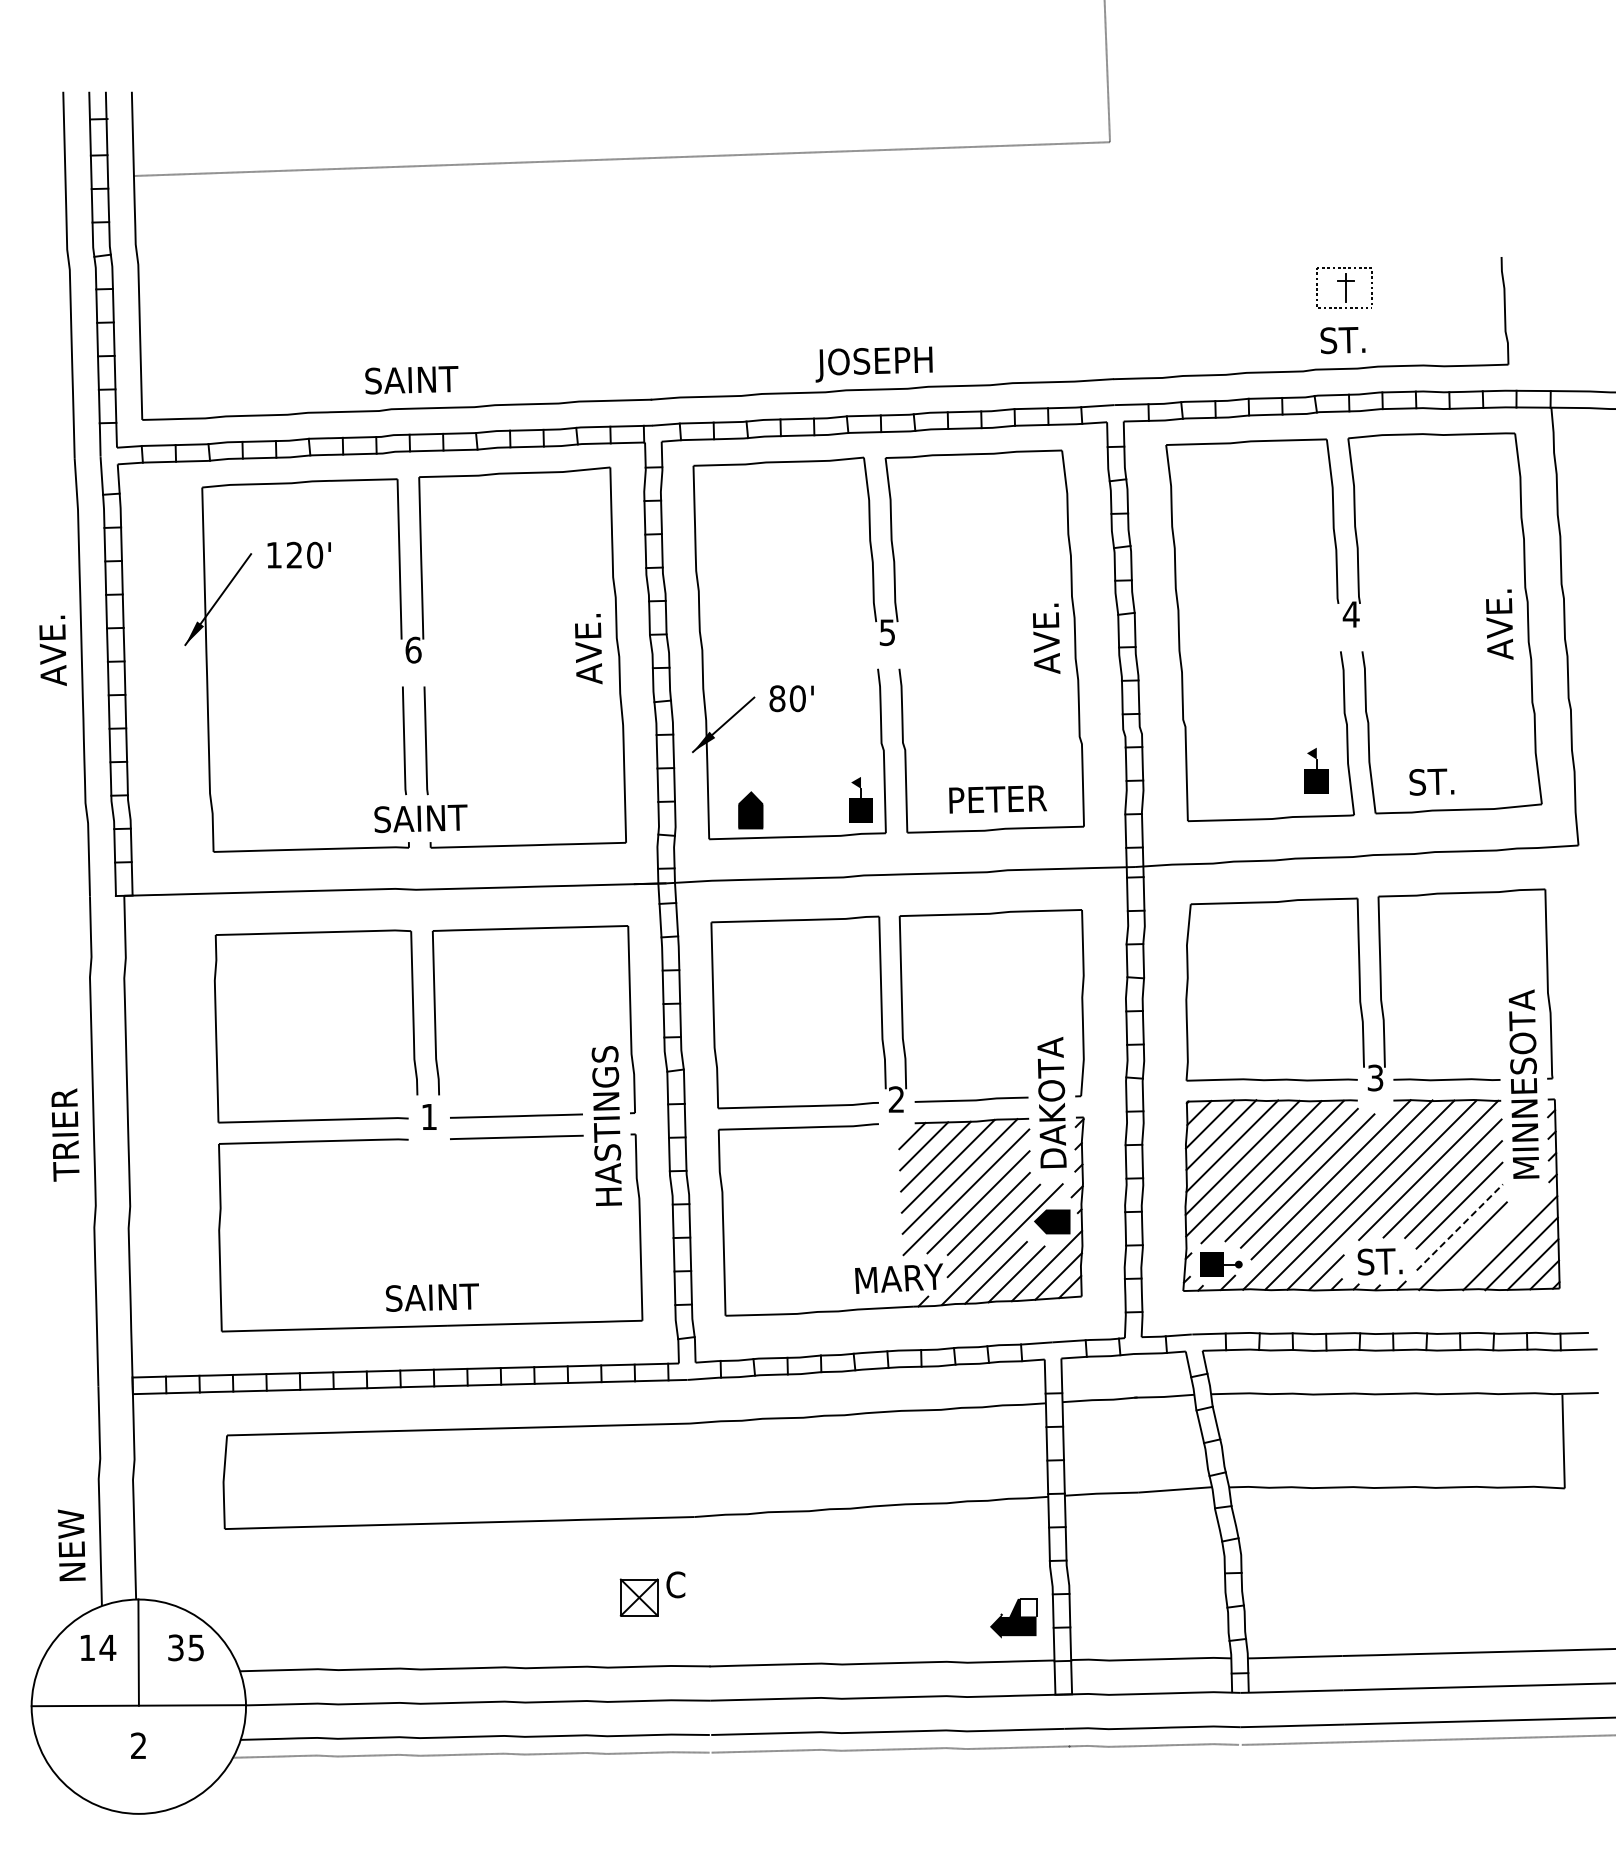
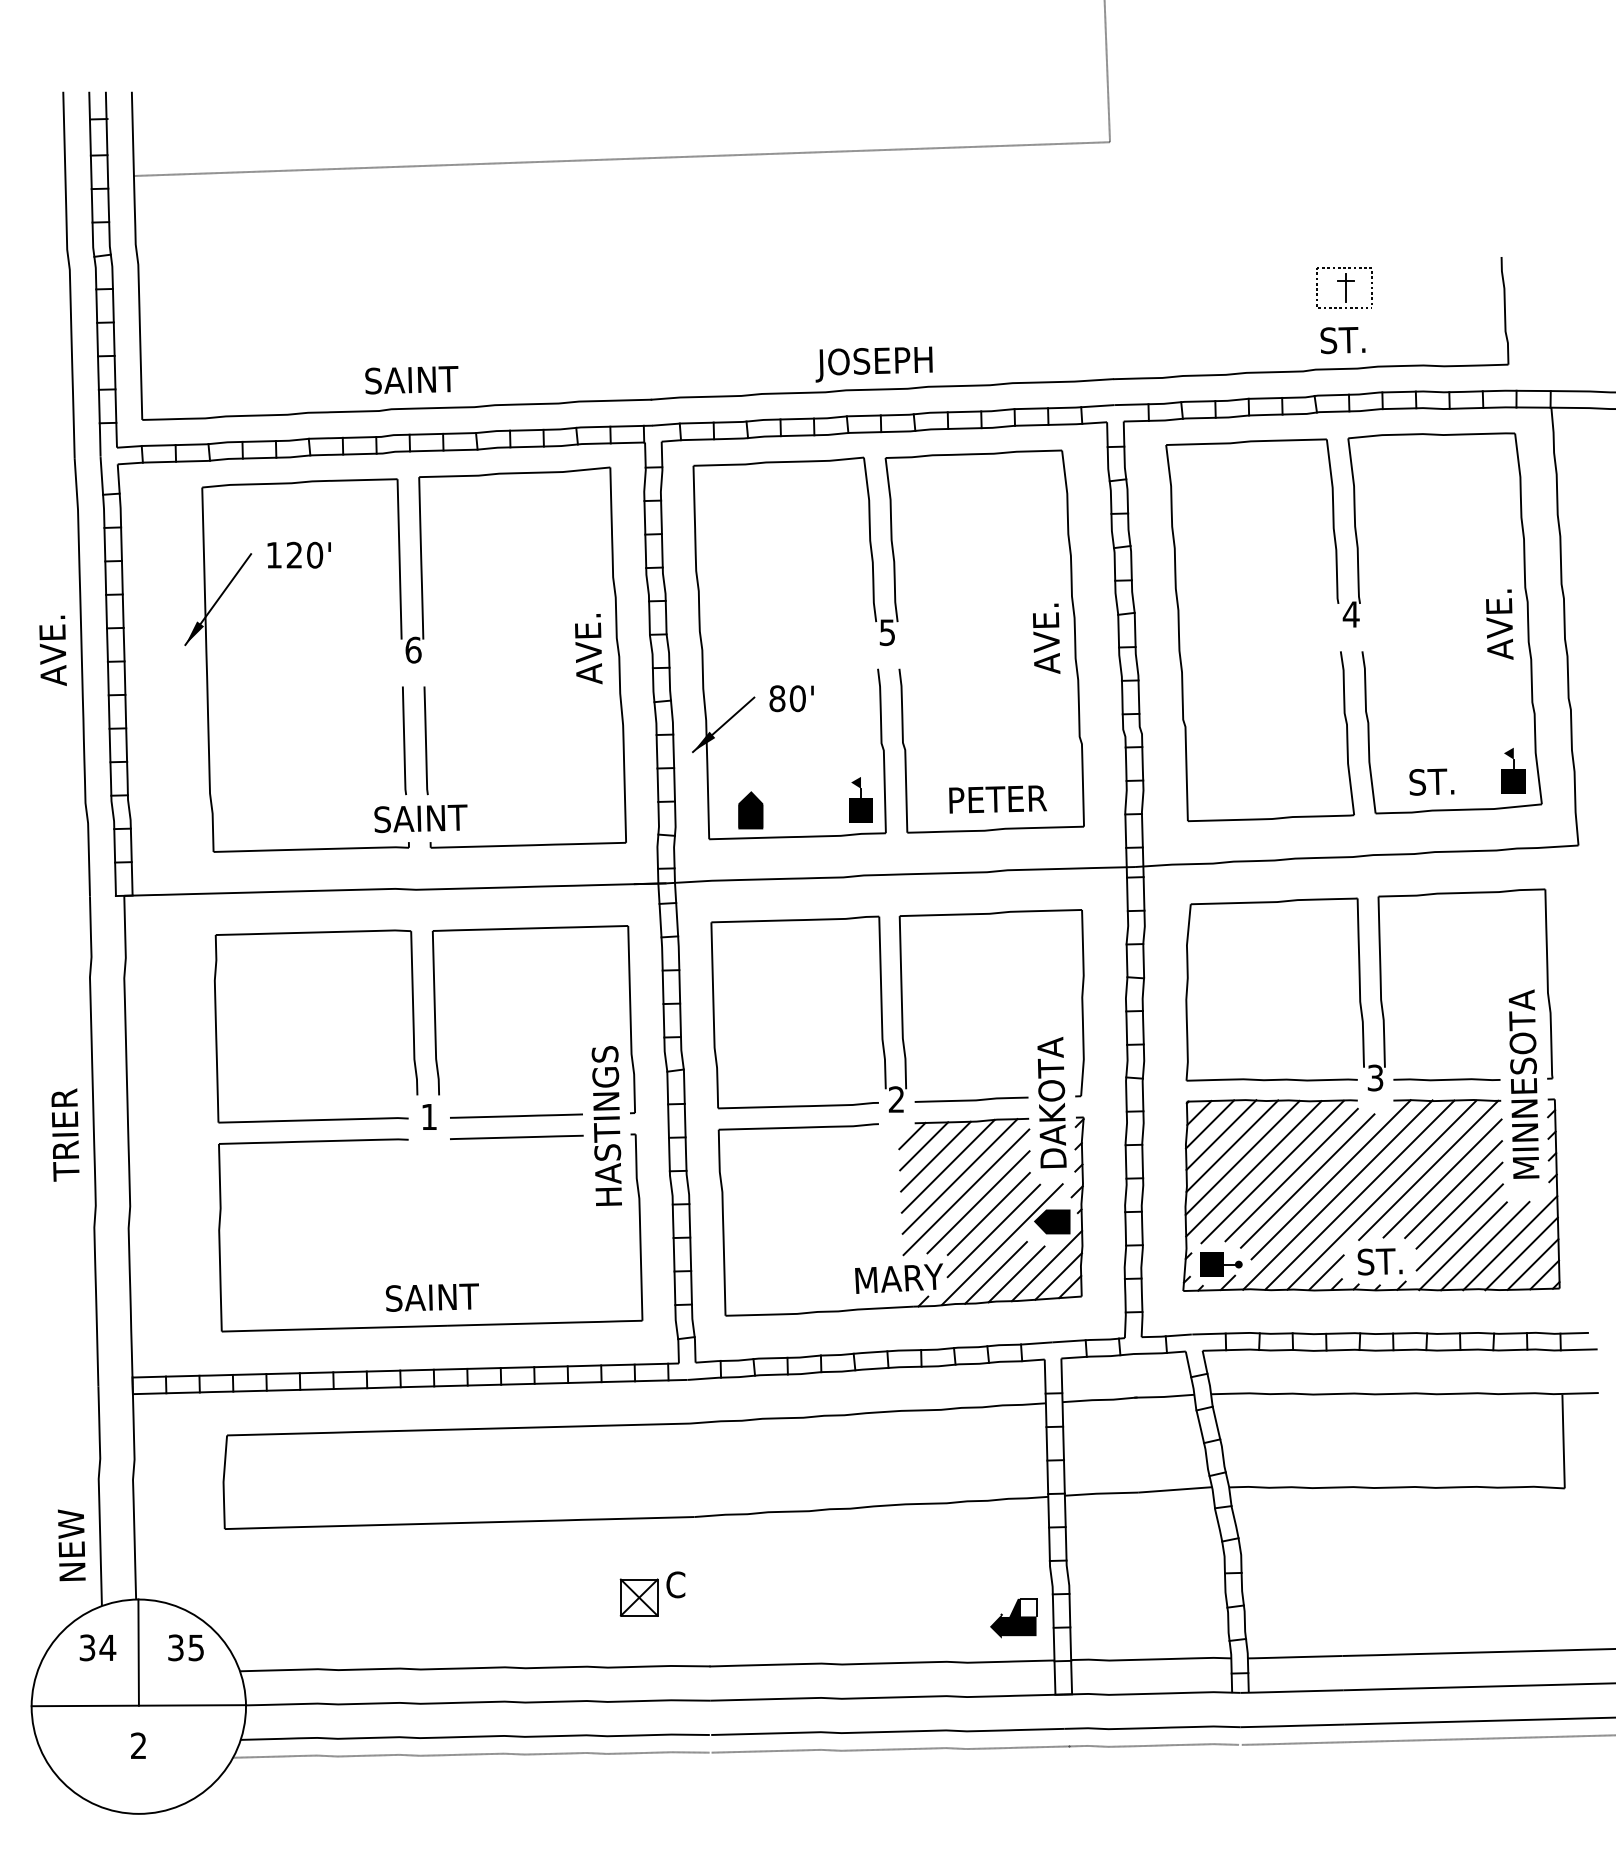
part position: (1316, 770) -> (1513, 770) (1513, 770)
line: dashed -> solid (1459, 1227)
line: none -> present (1485, 1245)
text: 14 -> 34 (87, 1647)
